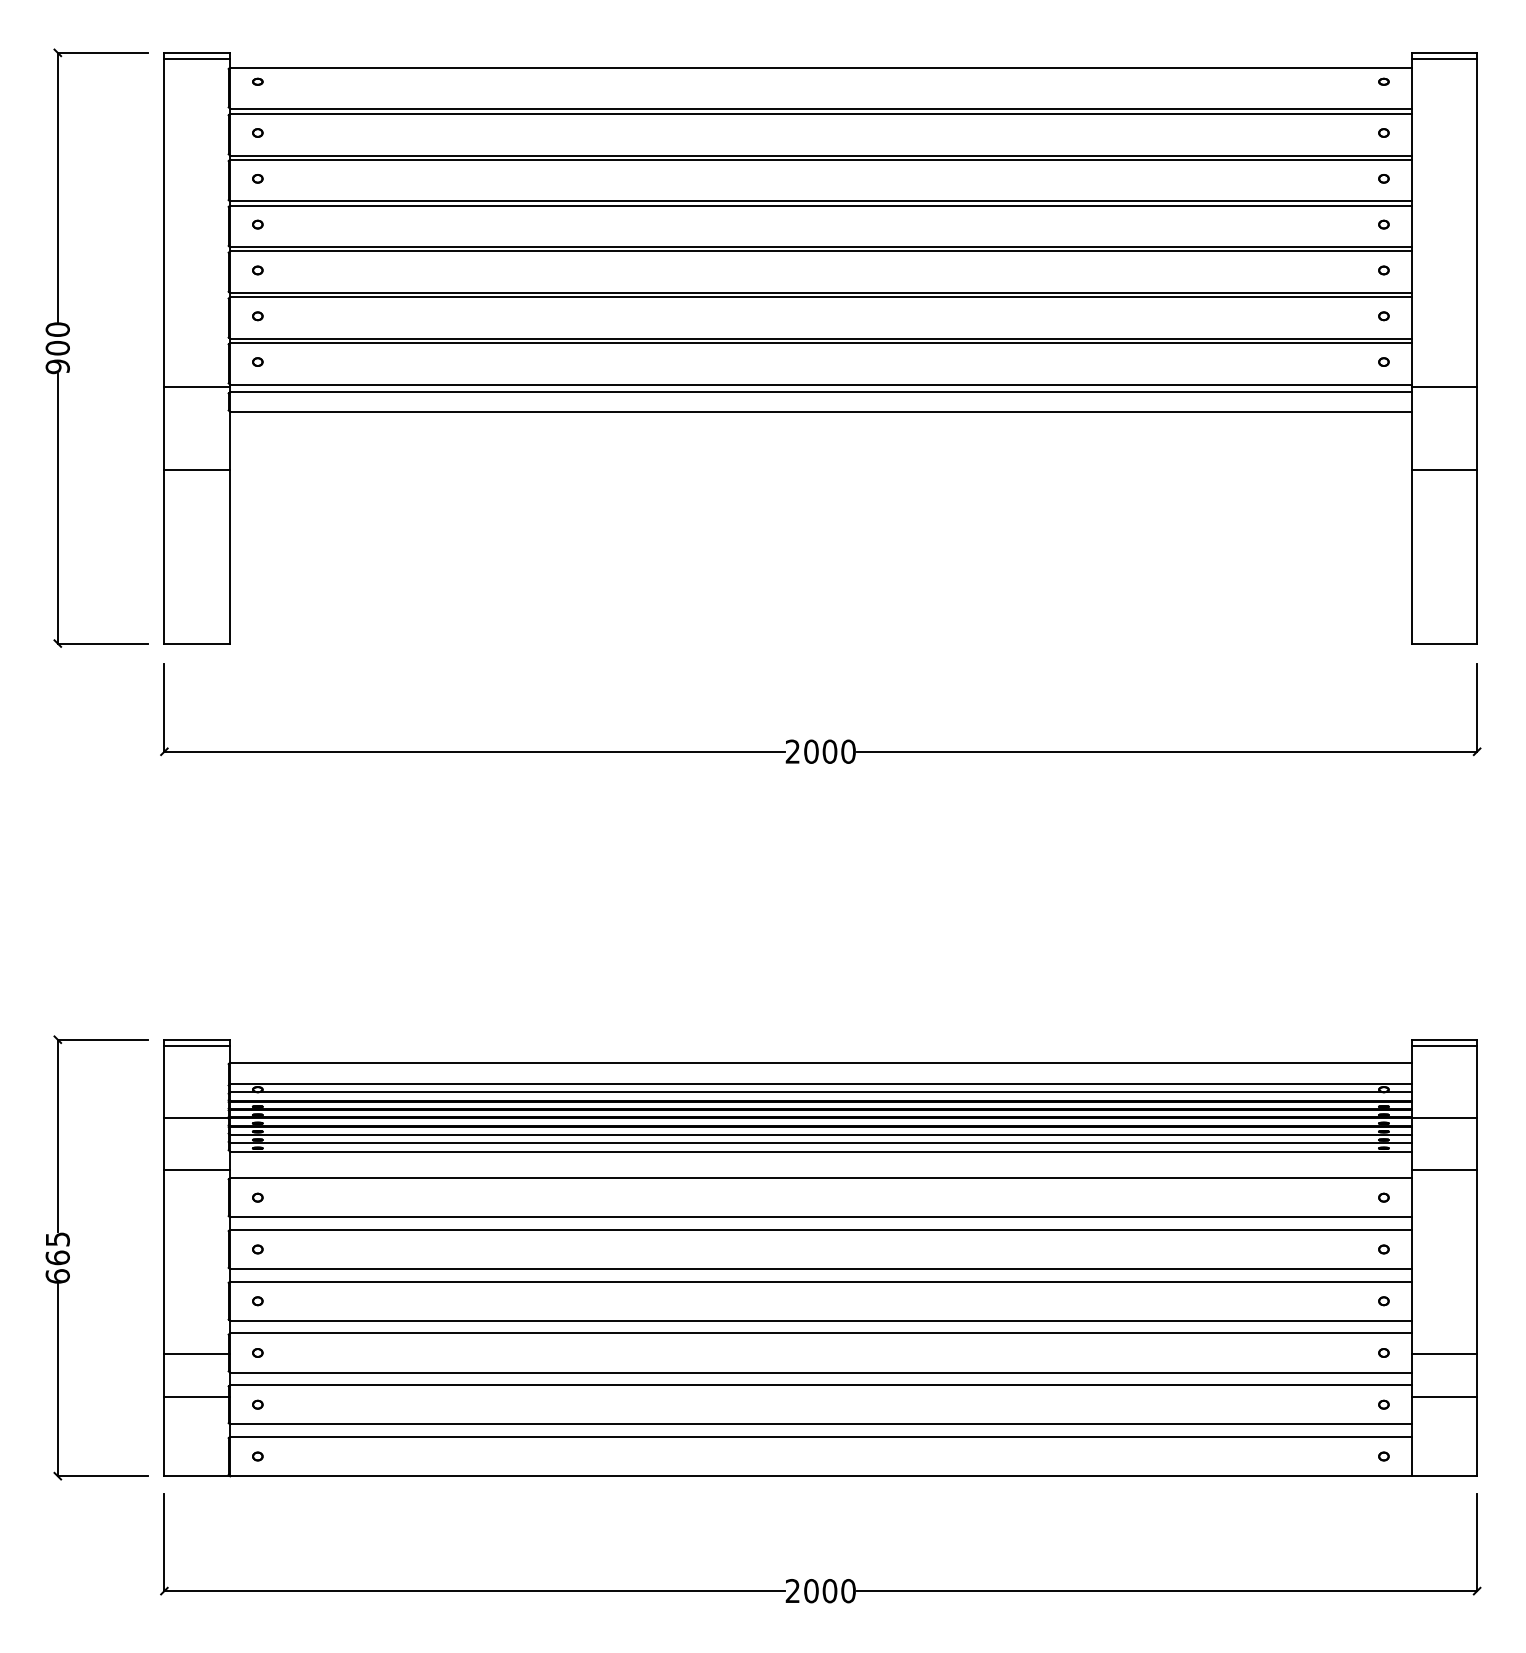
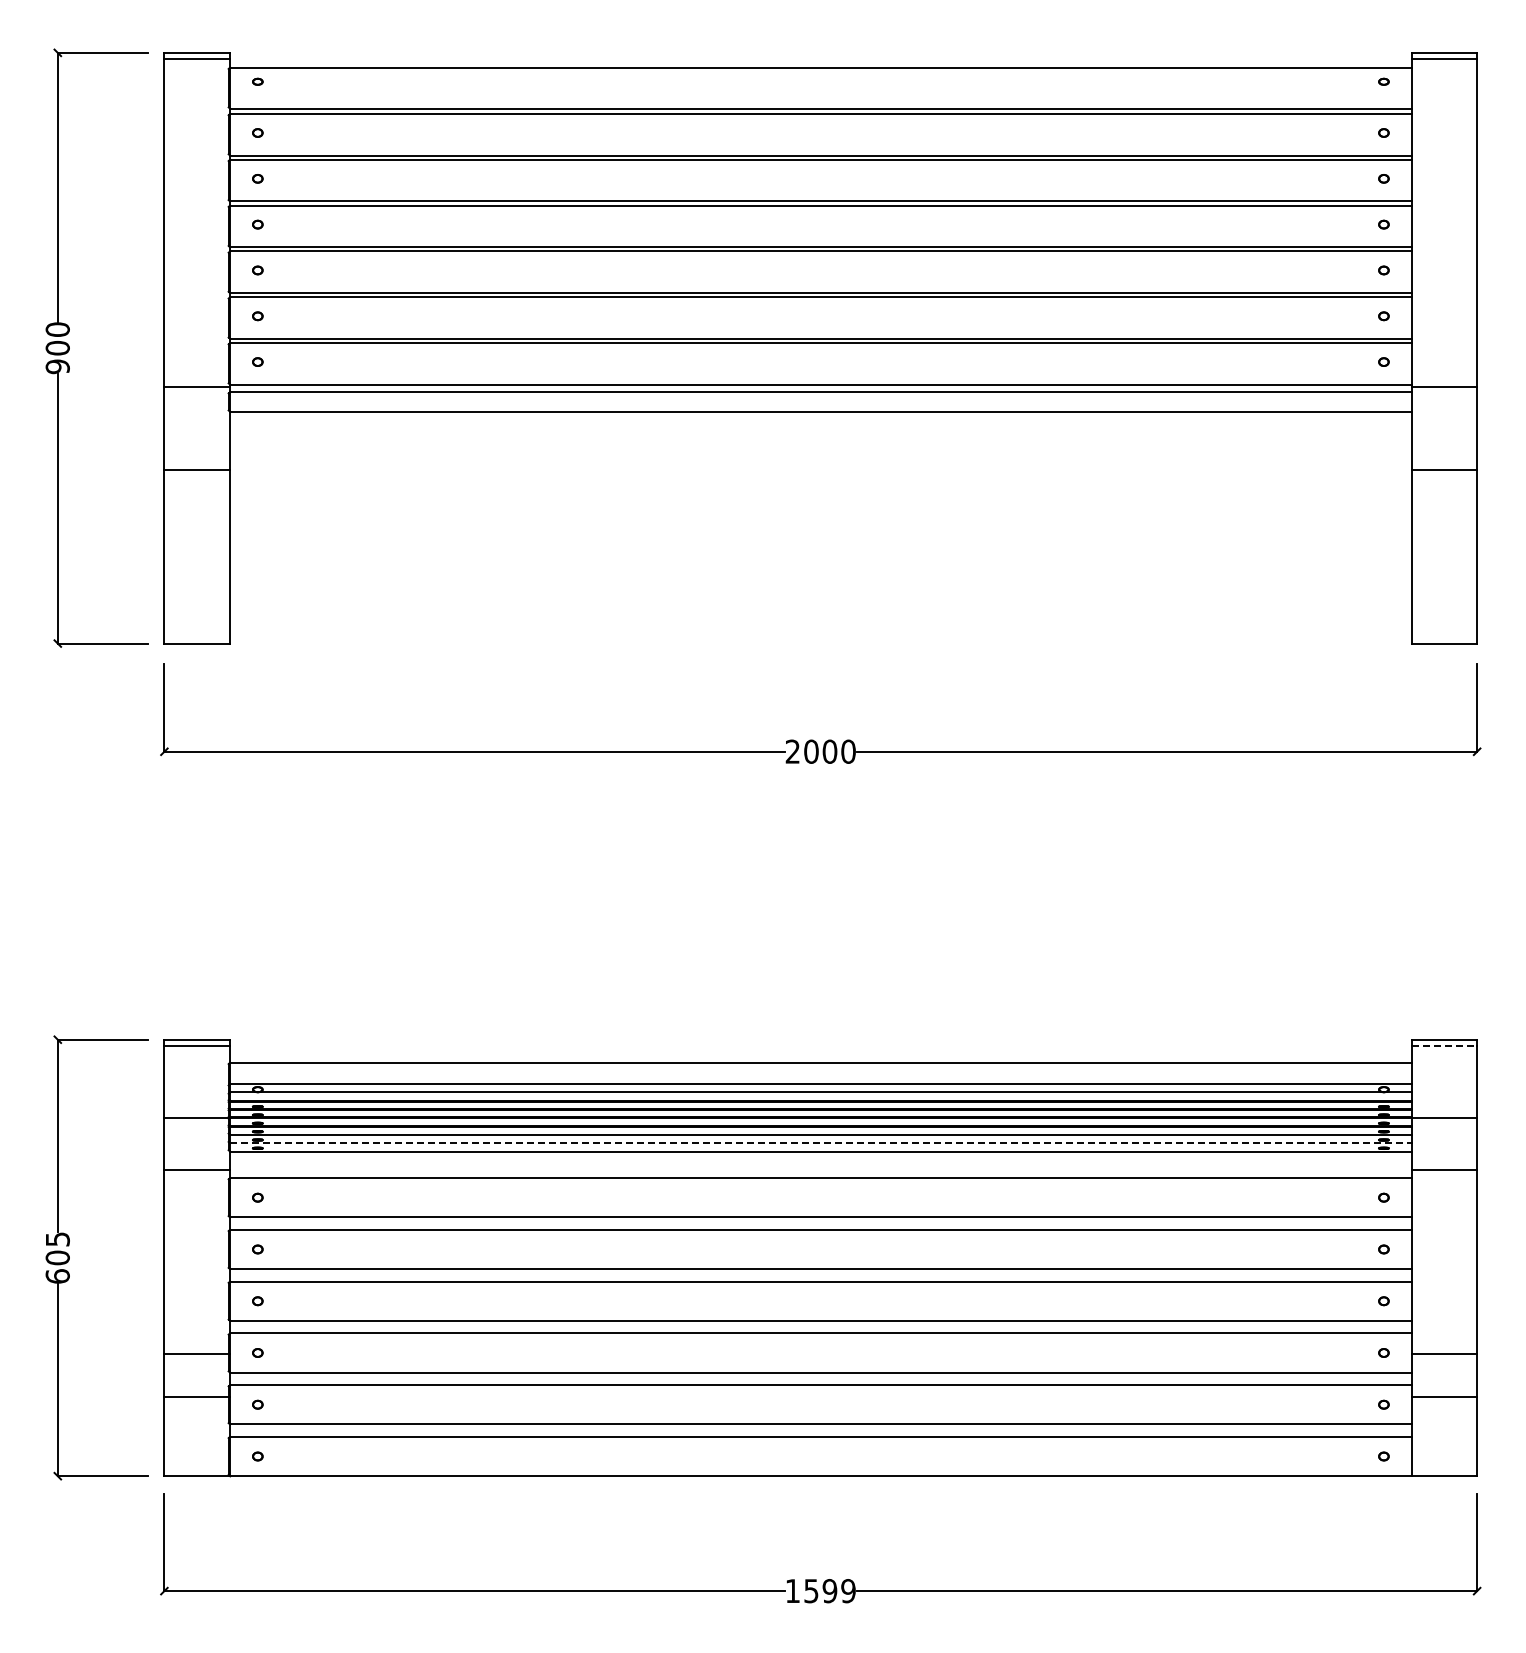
line: solid -> dashed (1444, 1046)
line: solid -> dashed (820, 1143)
text: 665 -> 605 (57, 1257)
text: 2000 -> 1599 (820, 1591)
